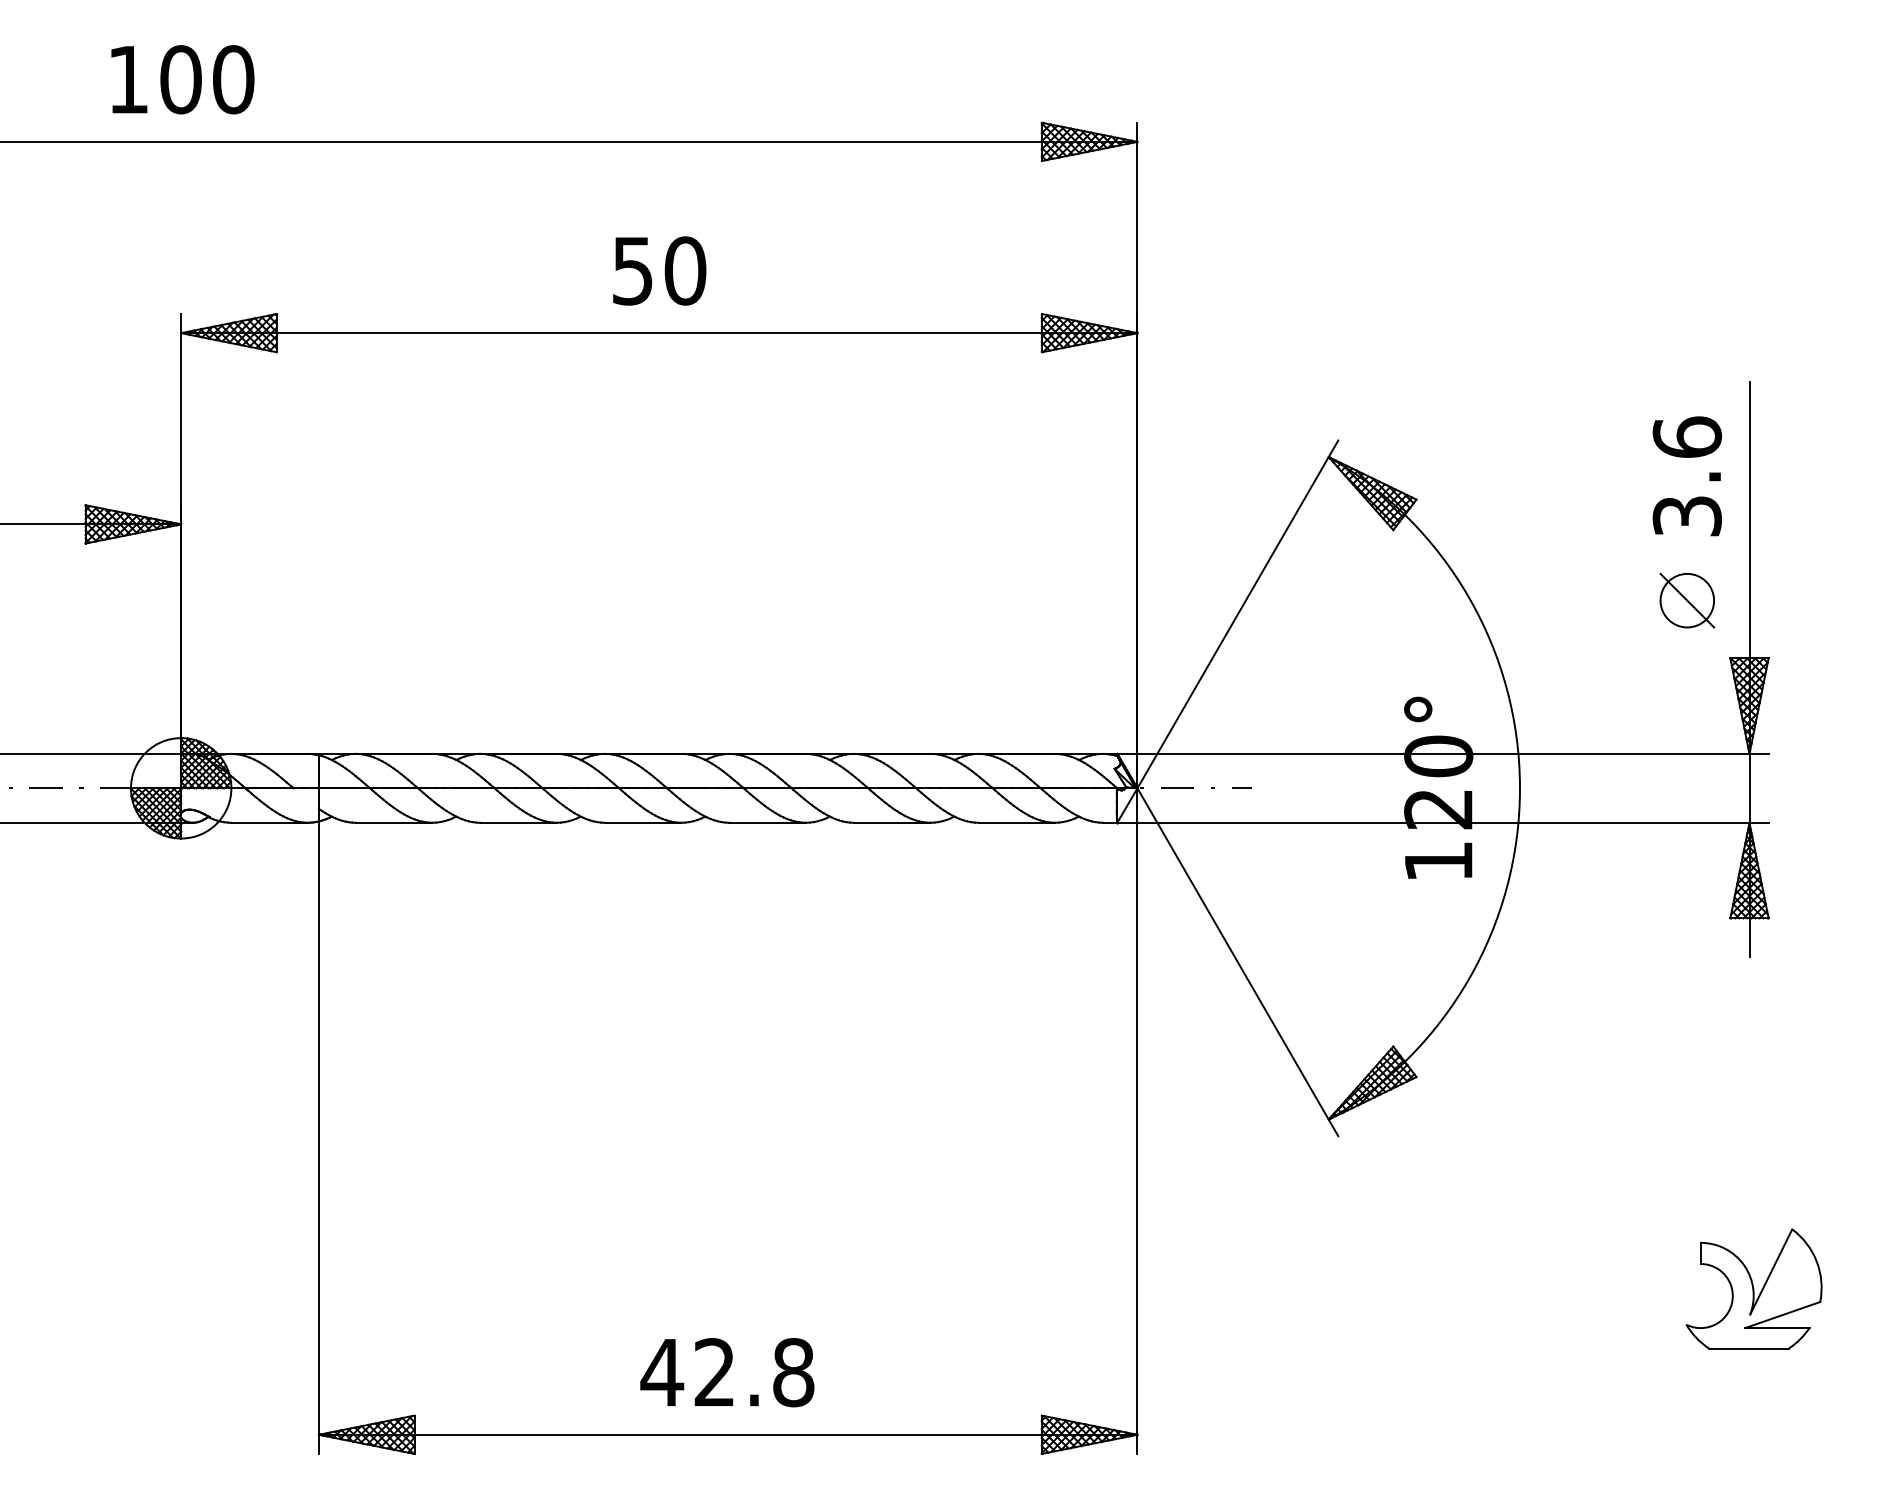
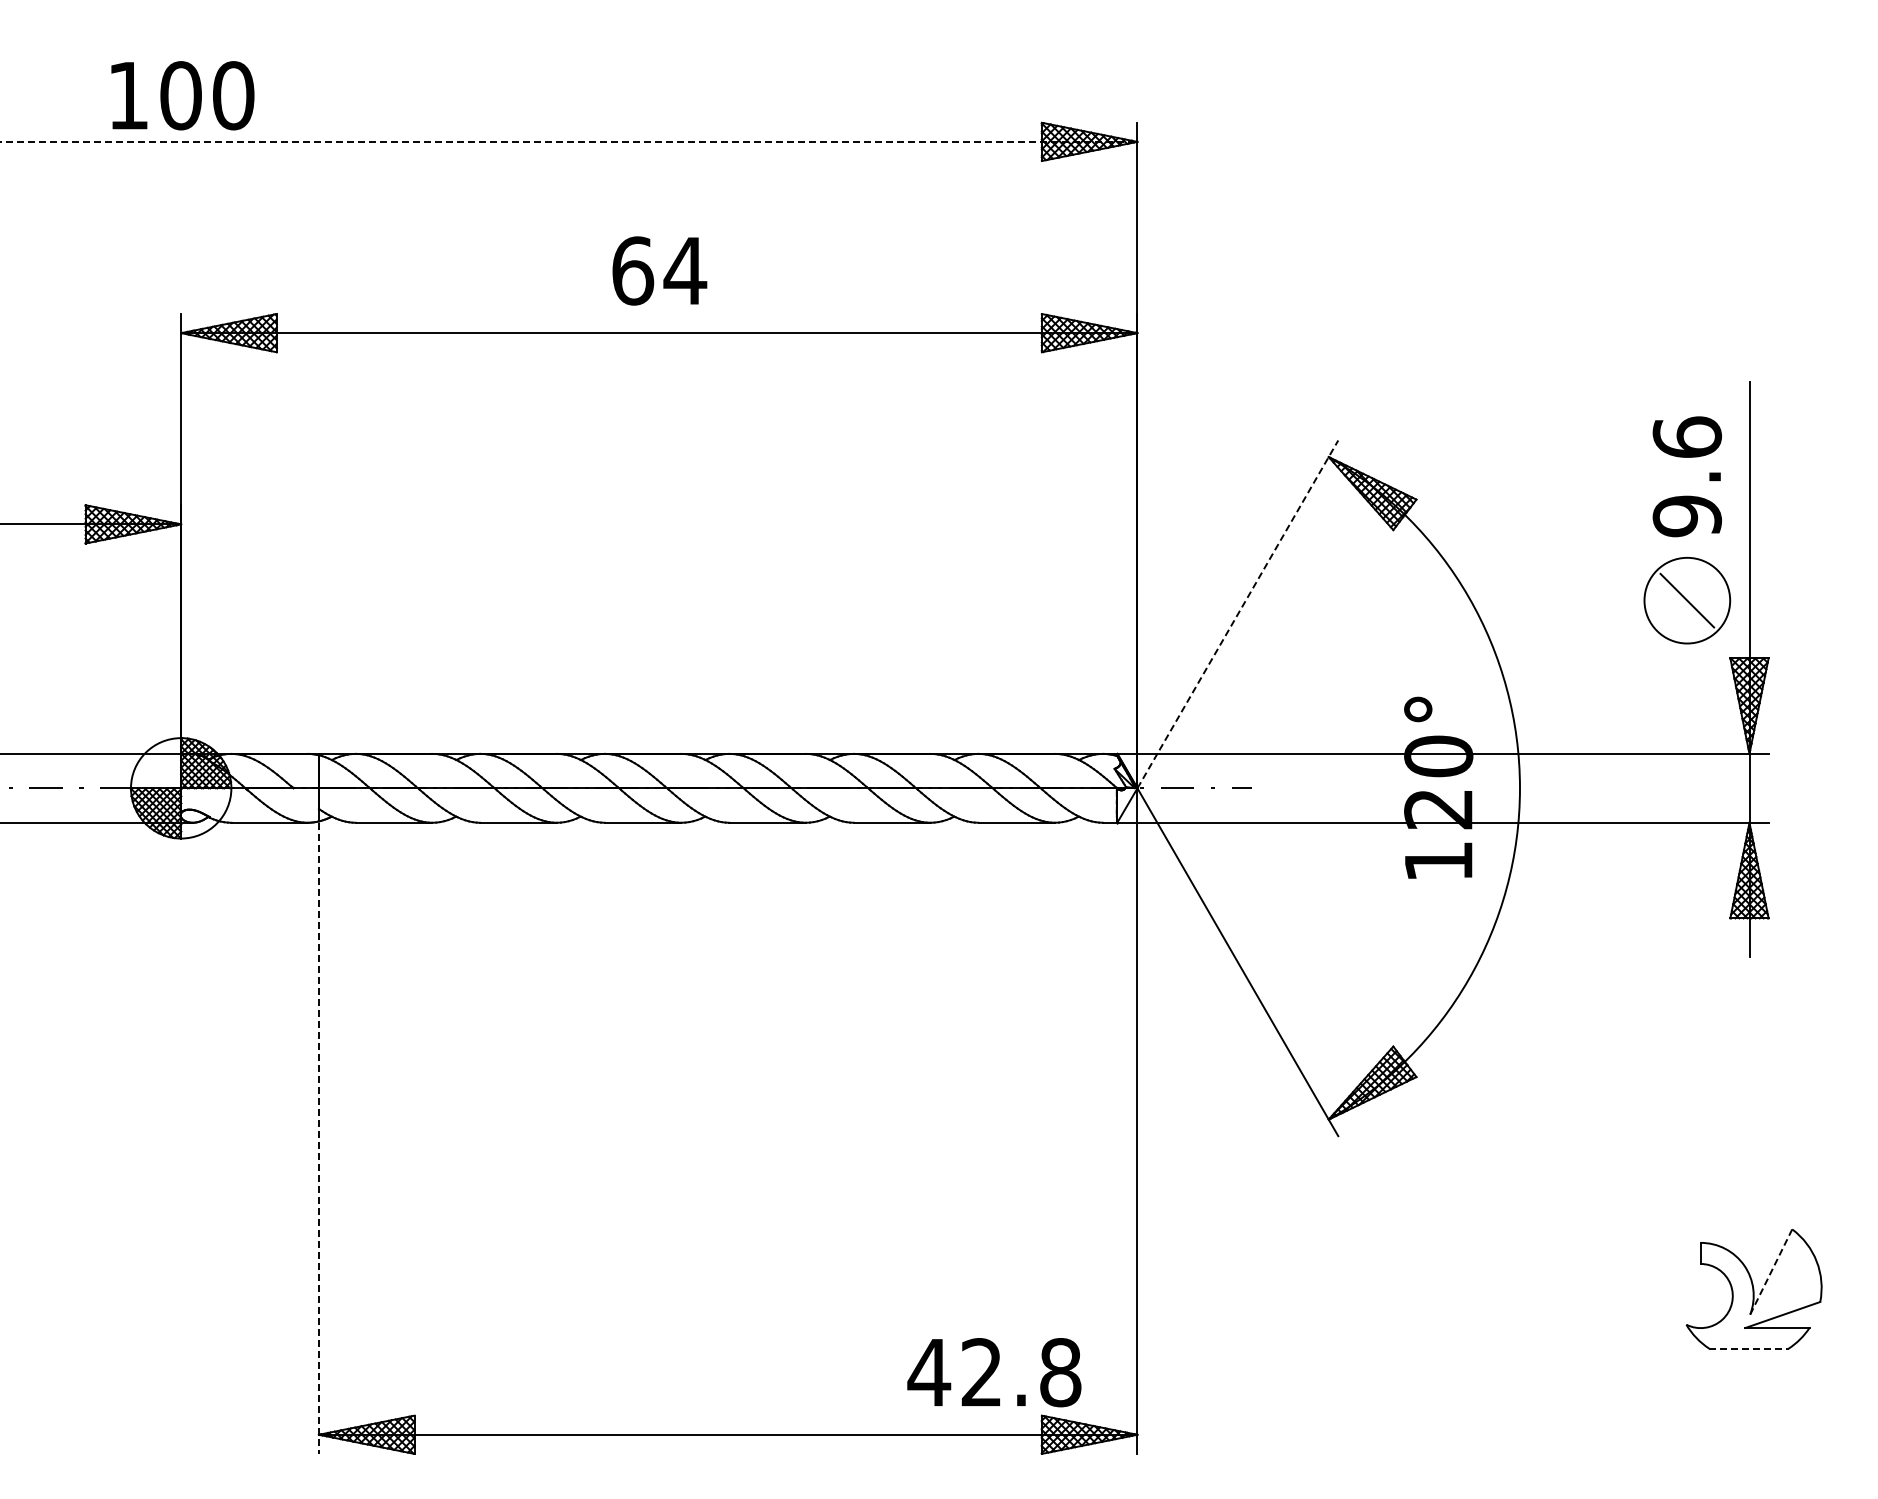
text position: (182, 79) -> (182, 95) (182, 95)
line: solid -> dashed (569, 141)
text: 50 -> 64 (659, 270)
text: 3.6 -> 9.6 (1686, 516)
circle diameter: 54 px -> 86 px (1687, 600)
line: solid -> dashed (1237, 614)
line: solid -> dashed (318, 1138)
line: solid -> dashed (1771, 1272)
line: solid -> dashed (1748, 1348)
text position: (727, 1372) -> (994, 1372) (994, 1372)
